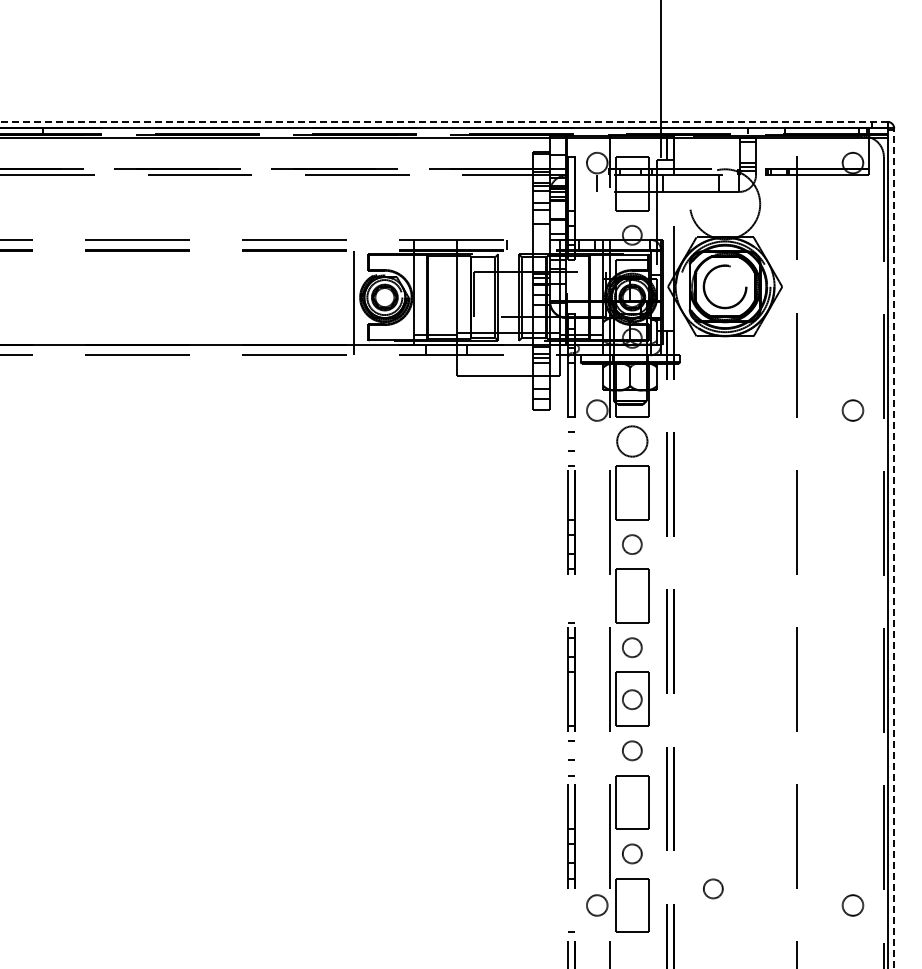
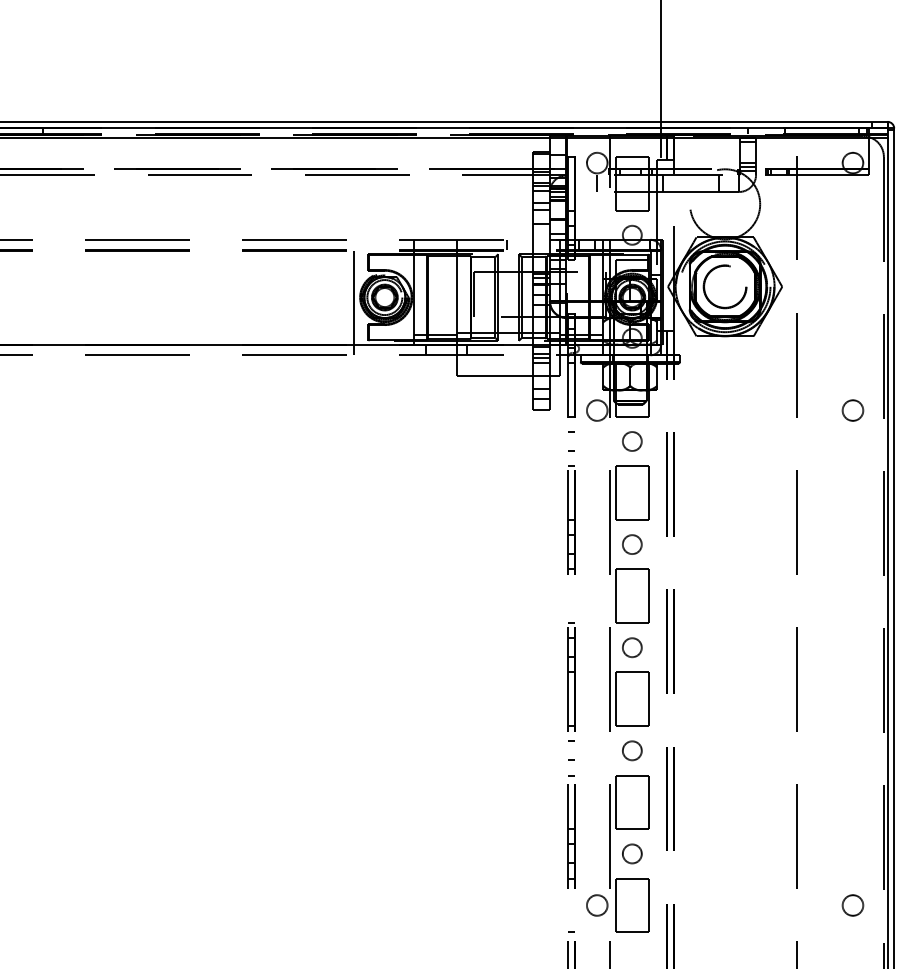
line: dashed -> solid (444, 121)
circle diameter: 30 px -> 19 px (631, 441)
line: dashed -> solid (894, 549)
circle: present -> none (632, 699)
circle: present -> none (713, 888)
